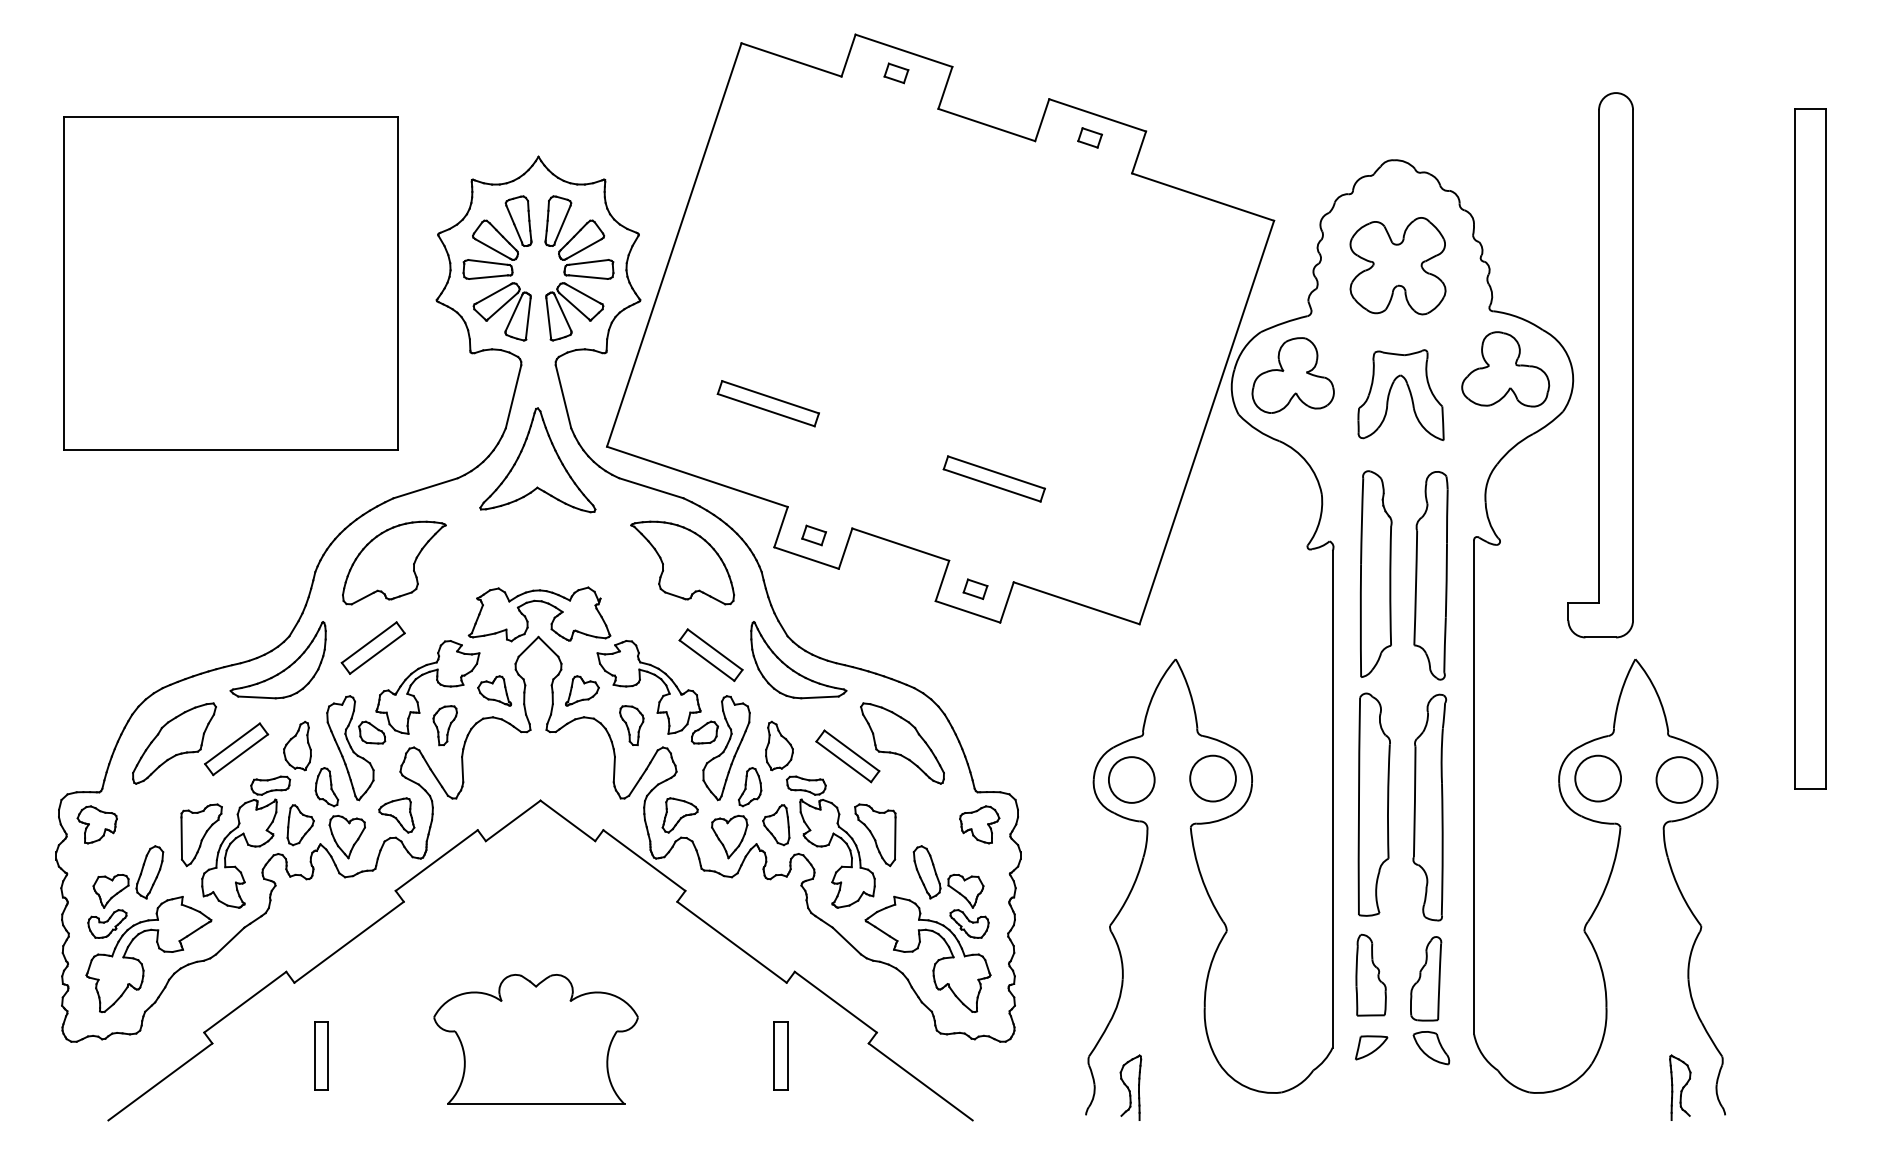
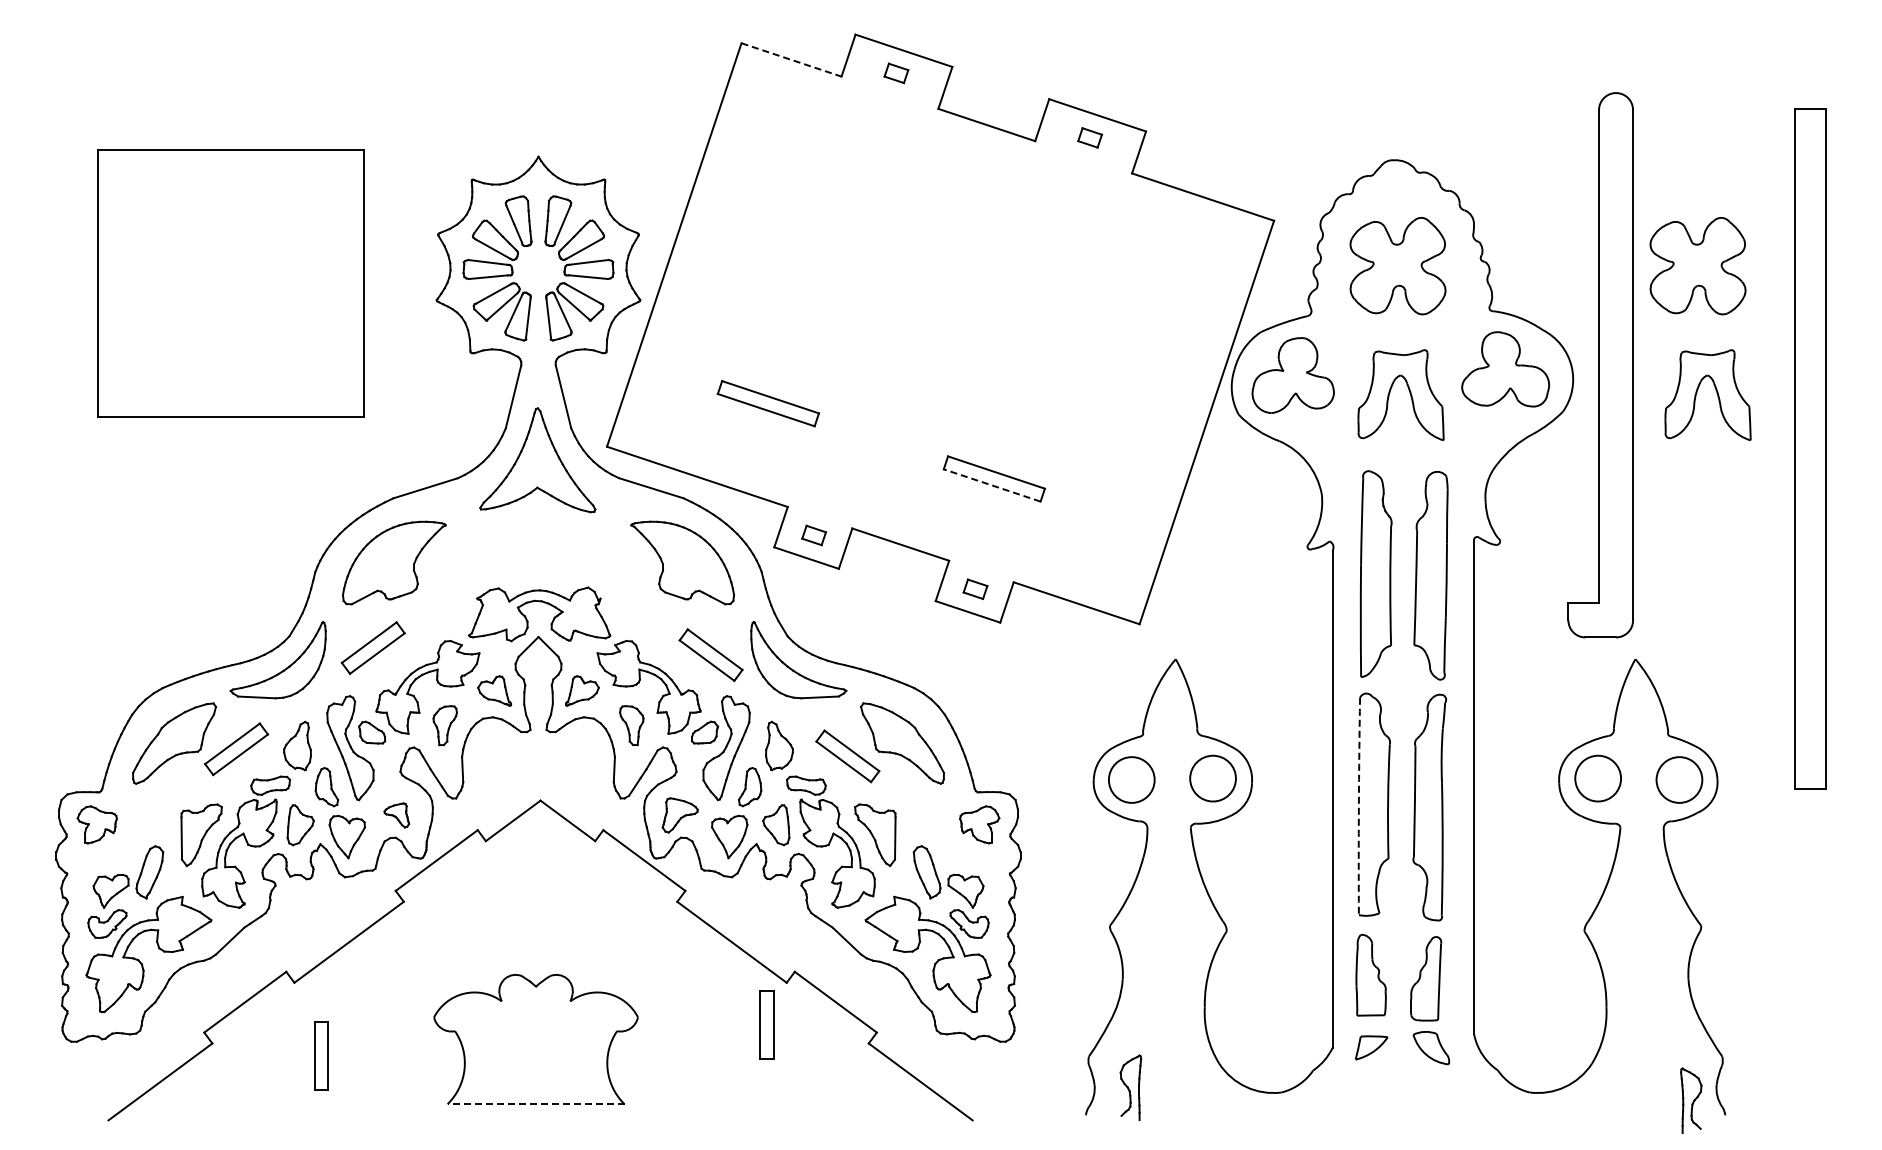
line: solid -> dashed (791, 59)
part: none -> present (1697, 266)
part size: 336x335 px -> 268x269 px (230, 283)
part: none -> present (1716, 393)
line: solid -> dashed (991, 485)
arc: solid -> dashed (1358, 806)
part size: 38x37 px -> 28x27 px (396, 815)
part position: (780, 1055) -> (766, 1024) (766, 1024)
part position: (1680, 1087) -> (1691, 1100) (1691, 1100)
line: solid -> dashed (535, 1104)
